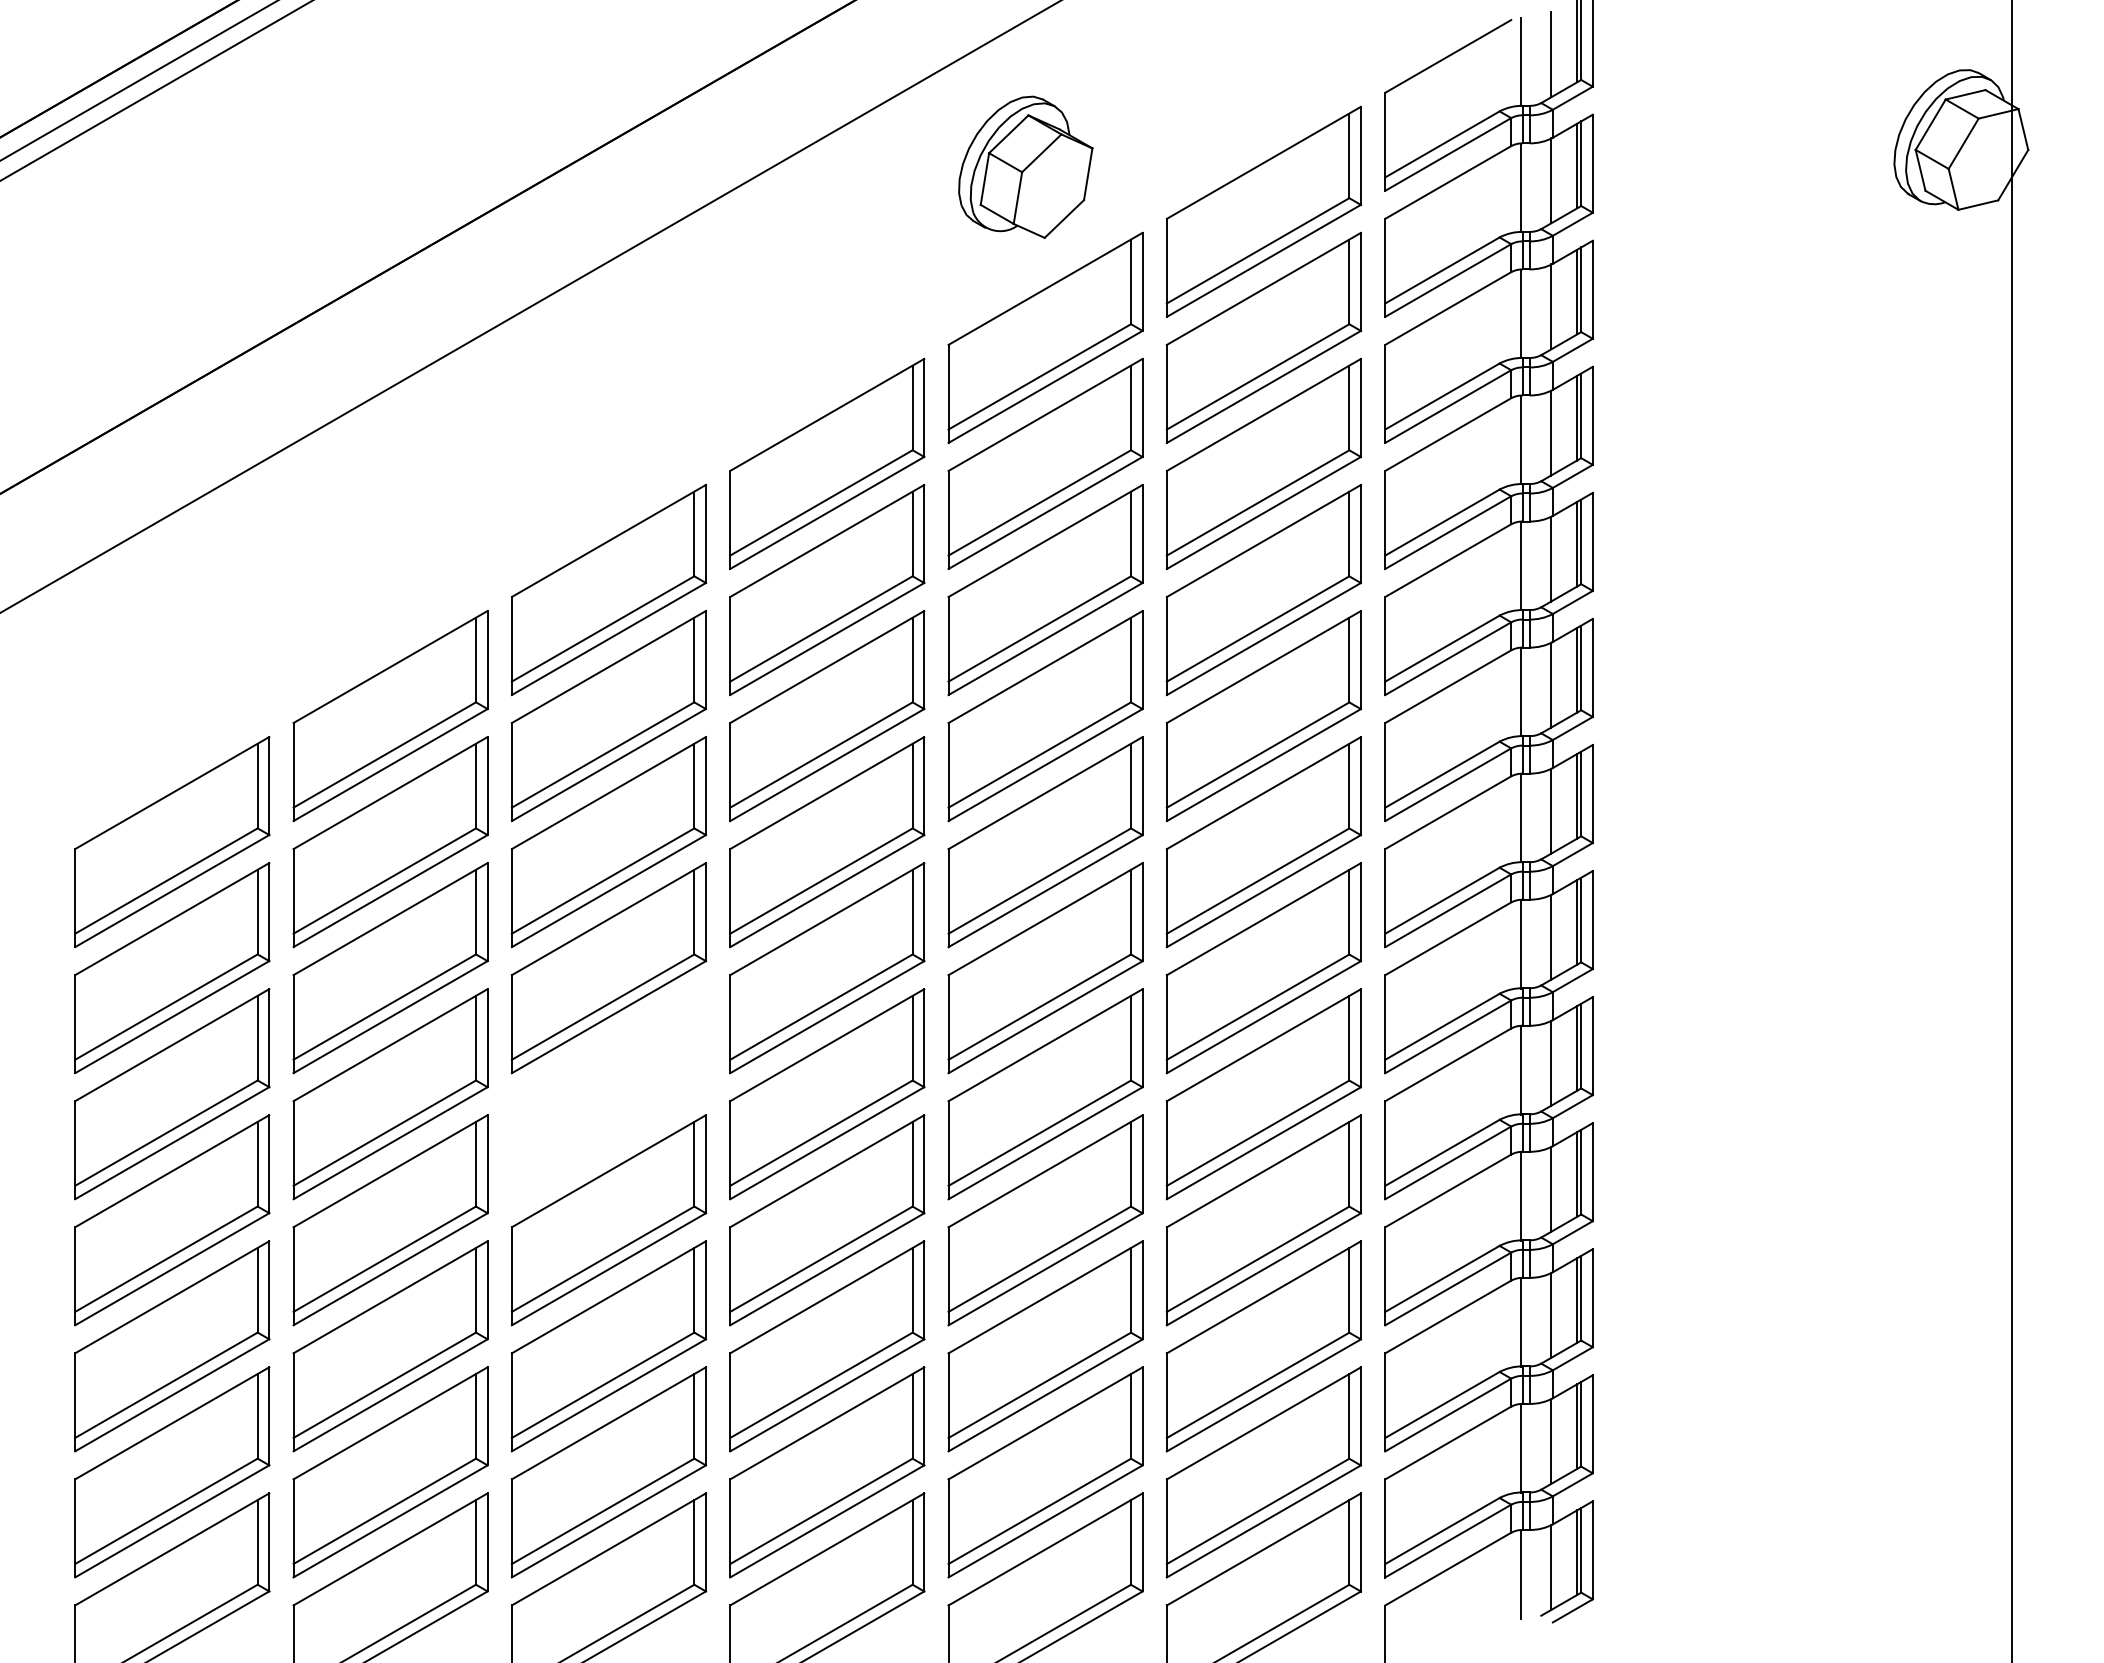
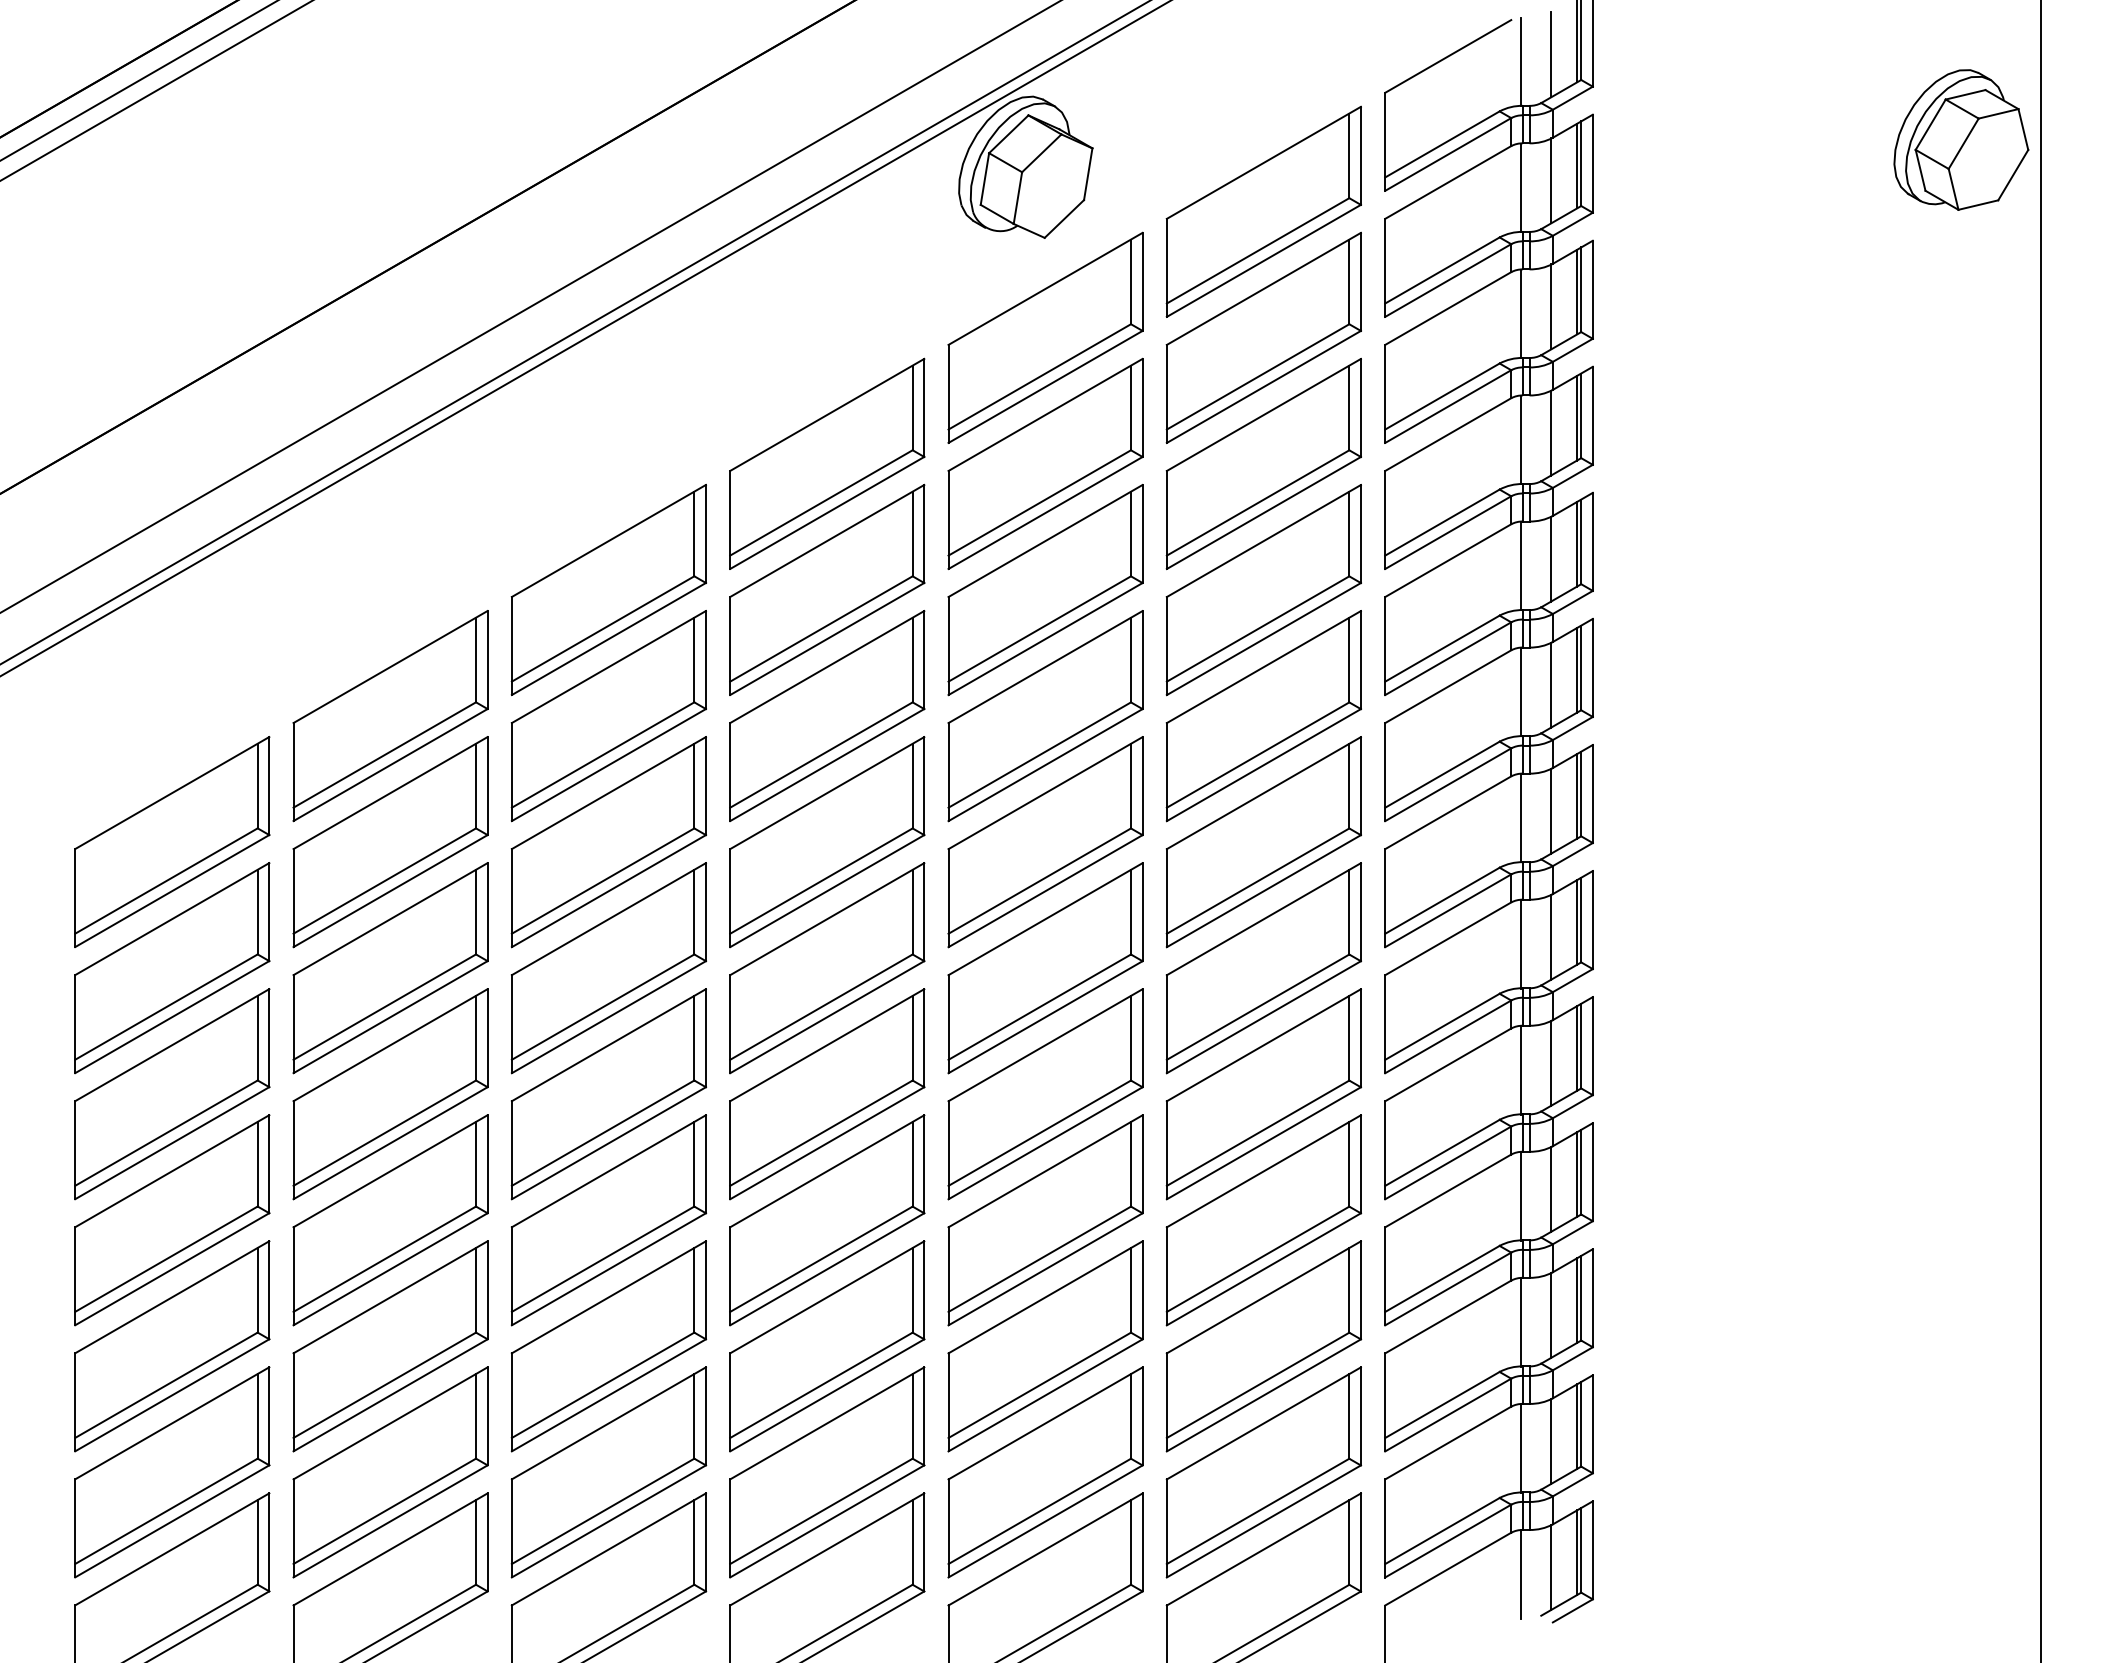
line: none -> present (574, 332)
line: none -> present (584, 338)
line position: (2011, 830) -> (2040, 830) (2040, 830)
part: none -> present (608, 1094)
